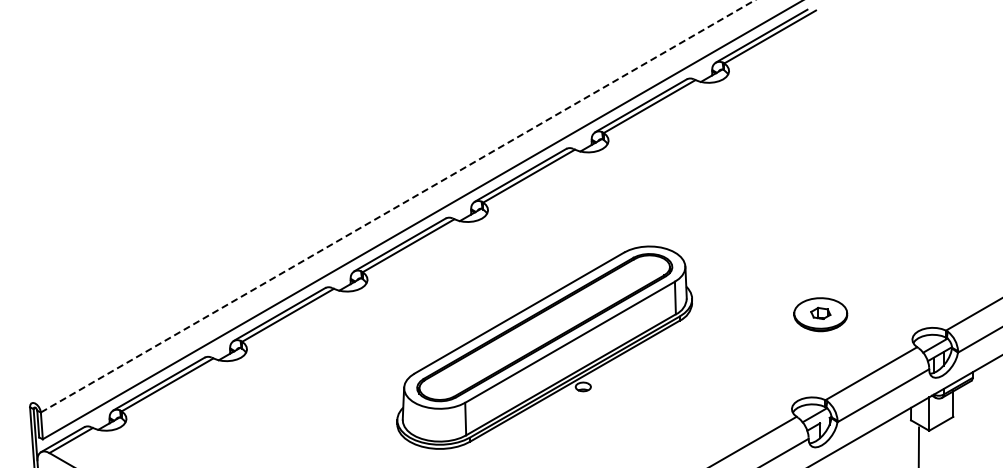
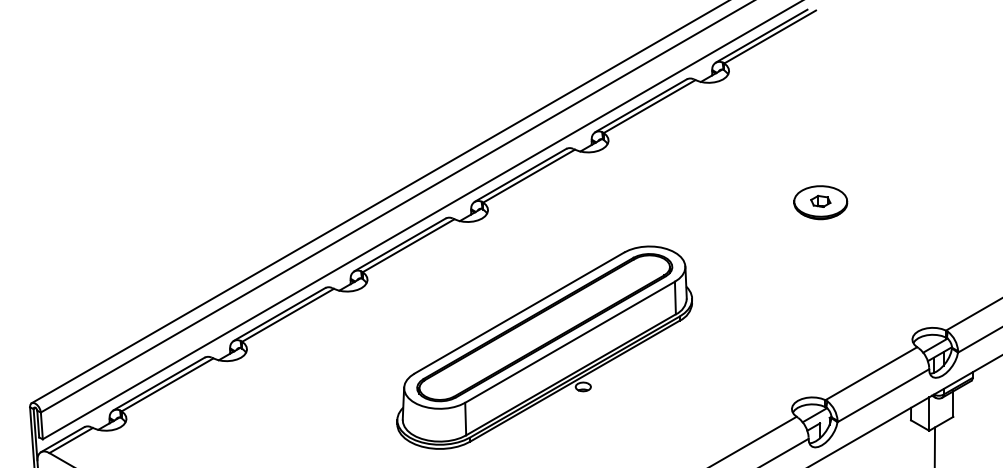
line: none -> present (378, 202)
line: dashed -> solid (398, 206)
part position: (820, 314) -> (820, 202) (820, 202)
line position: (918, 445) -> (934, 445) (934, 445)
